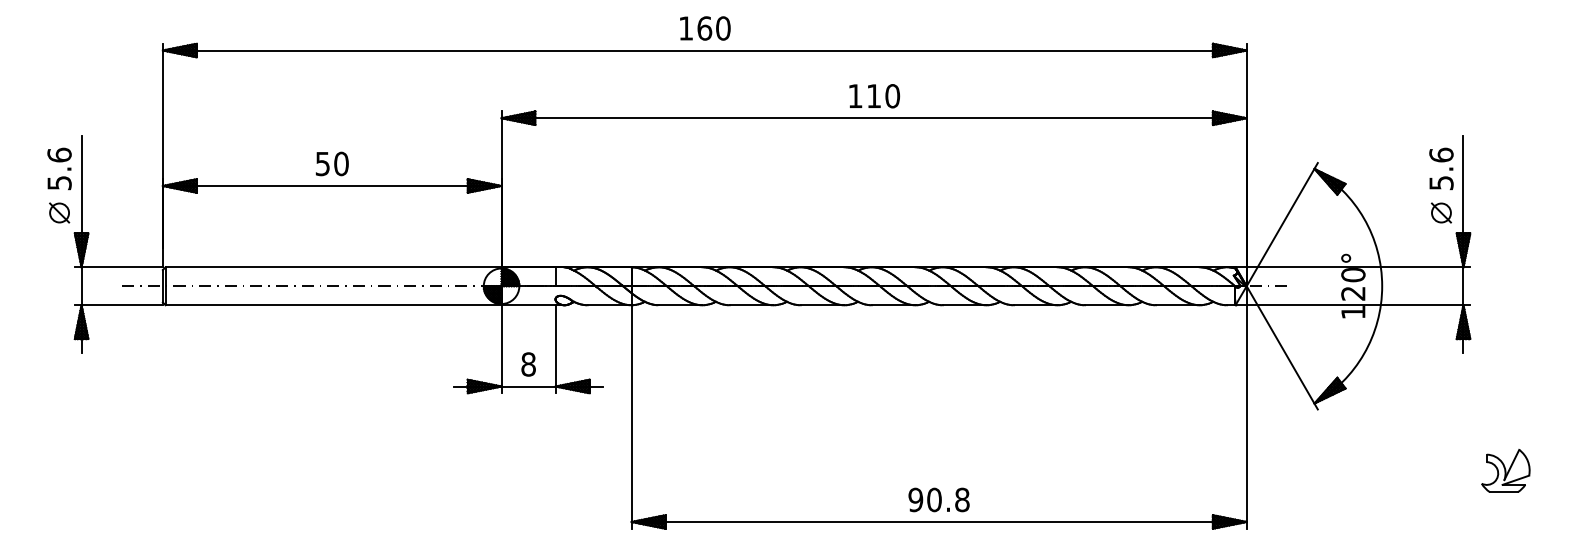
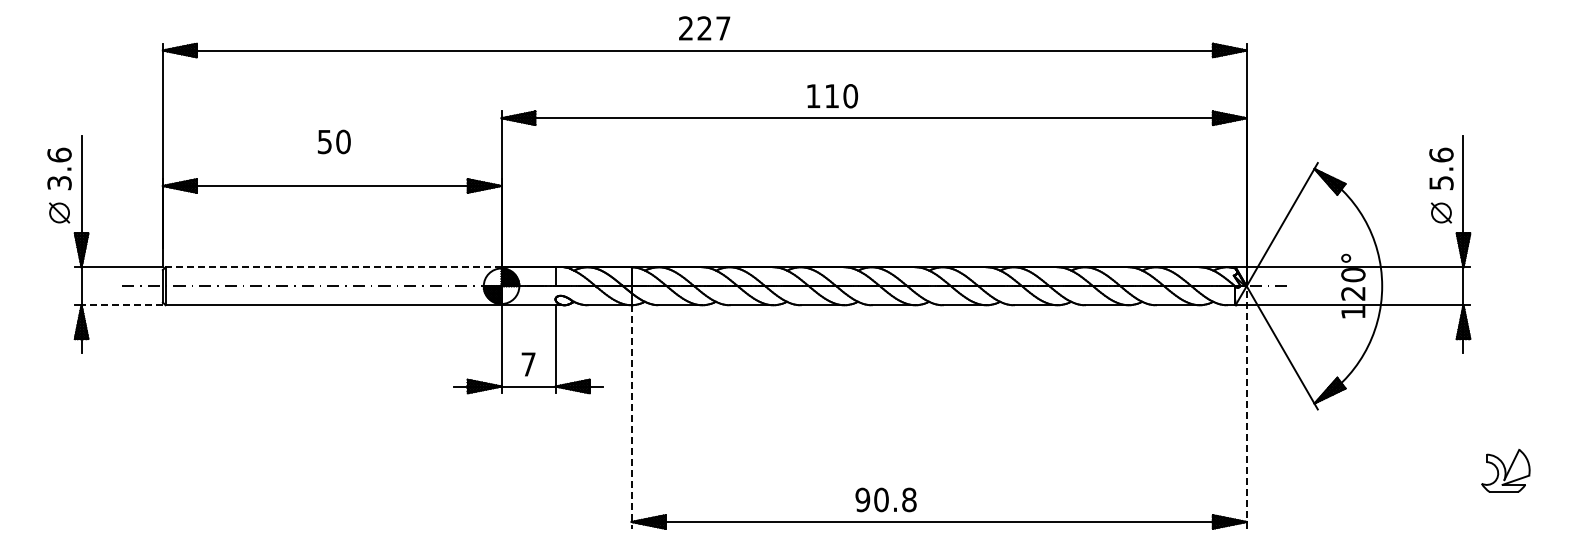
text: 160 -> 227 (704, 28)
text position: (874, 96) -> (832, 96) (832, 96)
text position: (332, 163) -> (334, 141) (334, 141)
text: 5.6 -> 3.6 (58, 182)
line: solid -> dashed (333, 267)
line: solid -> dashed (122, 305)
text: 8 -> 7 (528, 364)
line: solid -> dashed (1246, 407)
line: solid -> dashed (631, 416)
text position: (938, 499) -> (885, 499) (885, 499)
